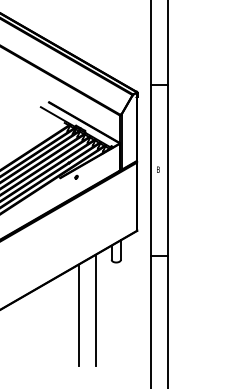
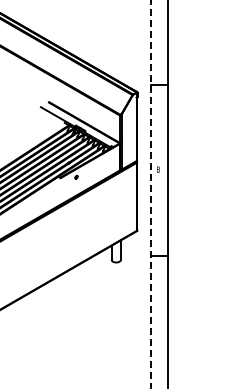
line: solid -> dashed (150, 194)
line: present -> none (96, 310)
line: present -> none (79, 315)
